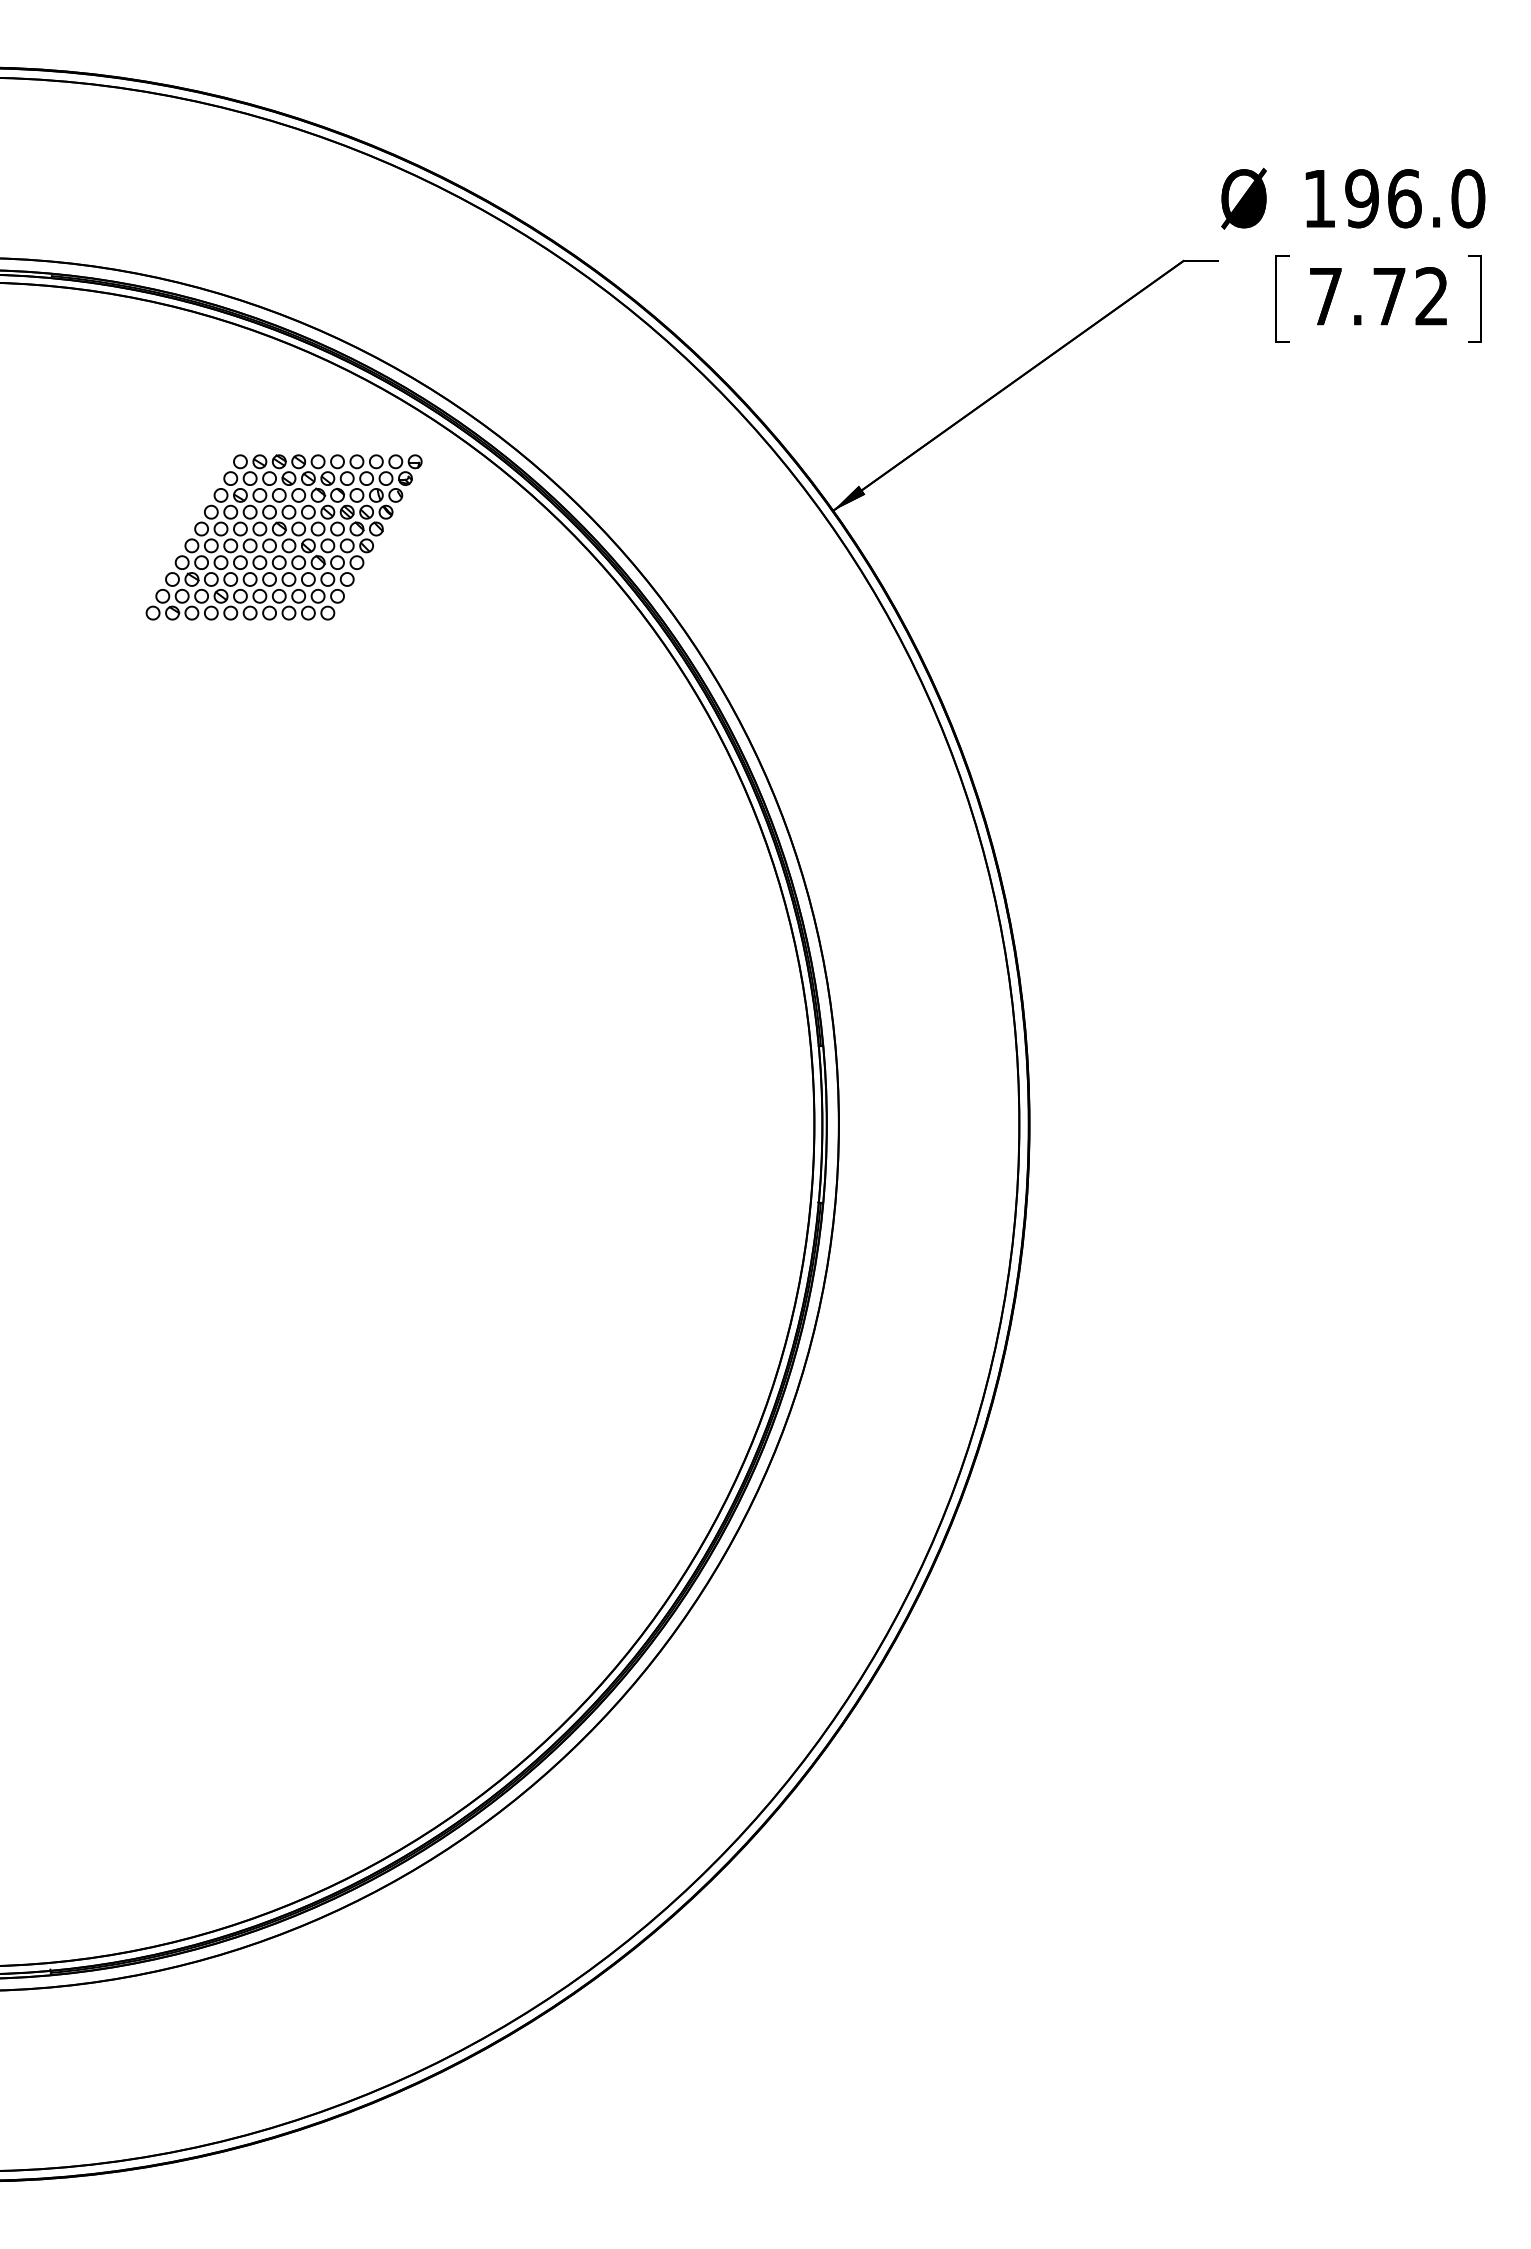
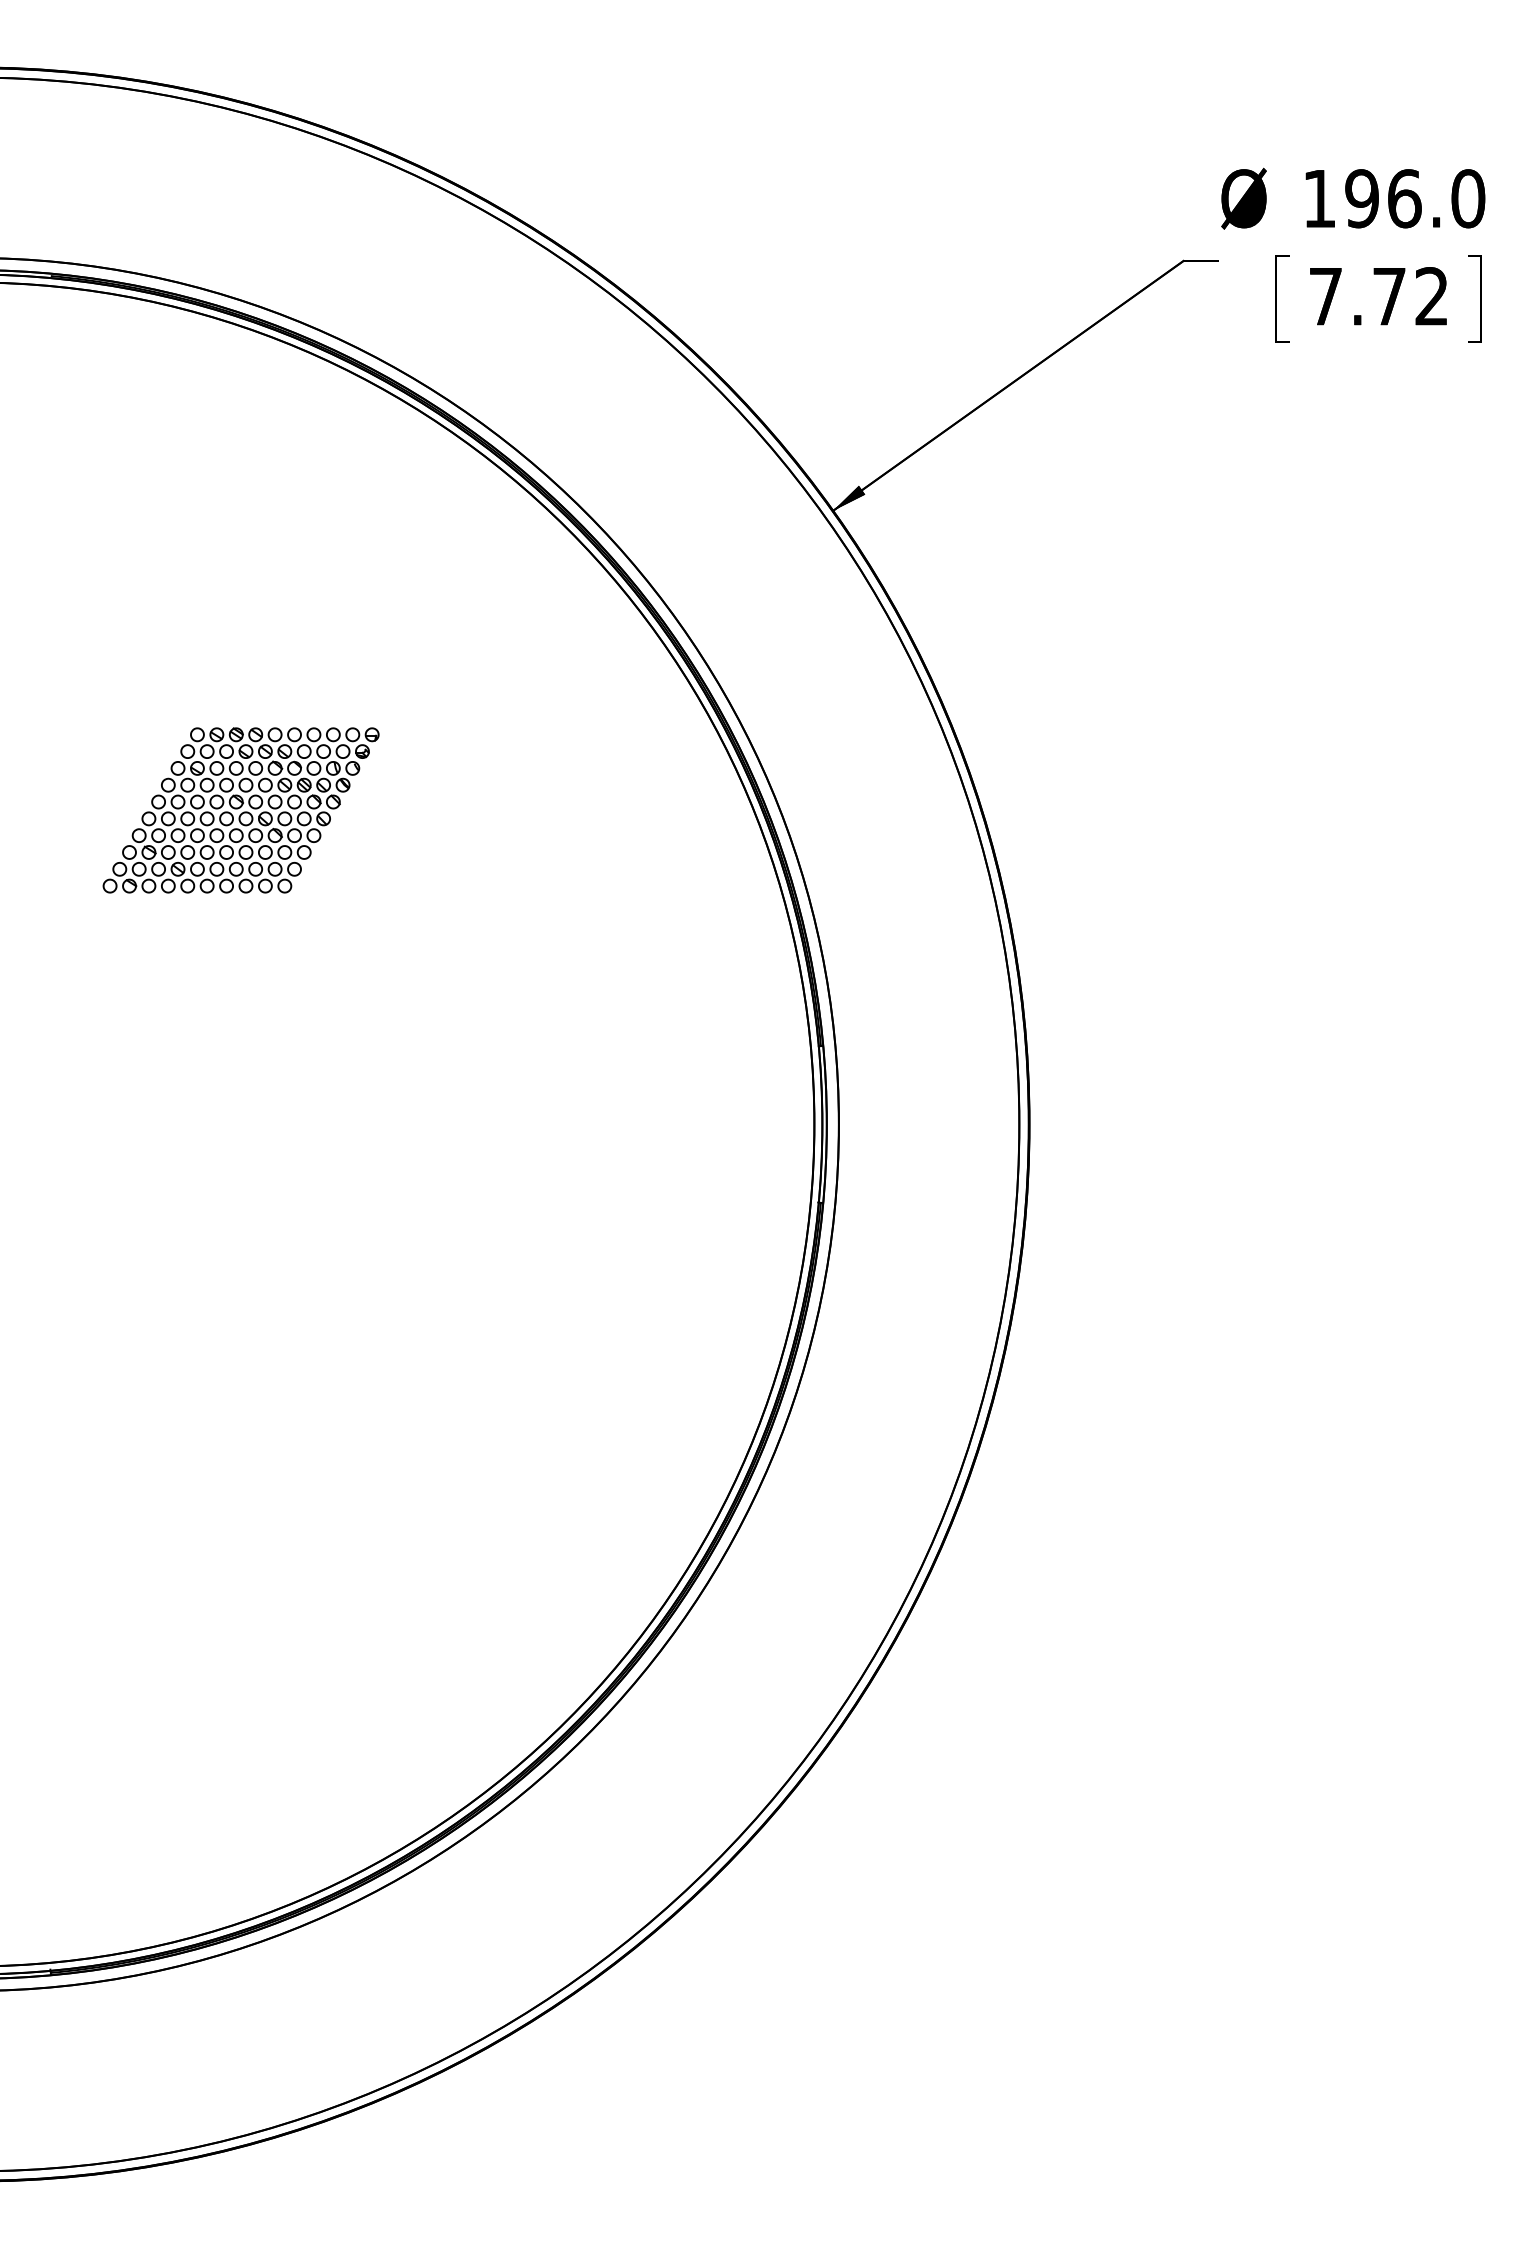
part position: (283, 537) -> (240, 810) (240, 810)
